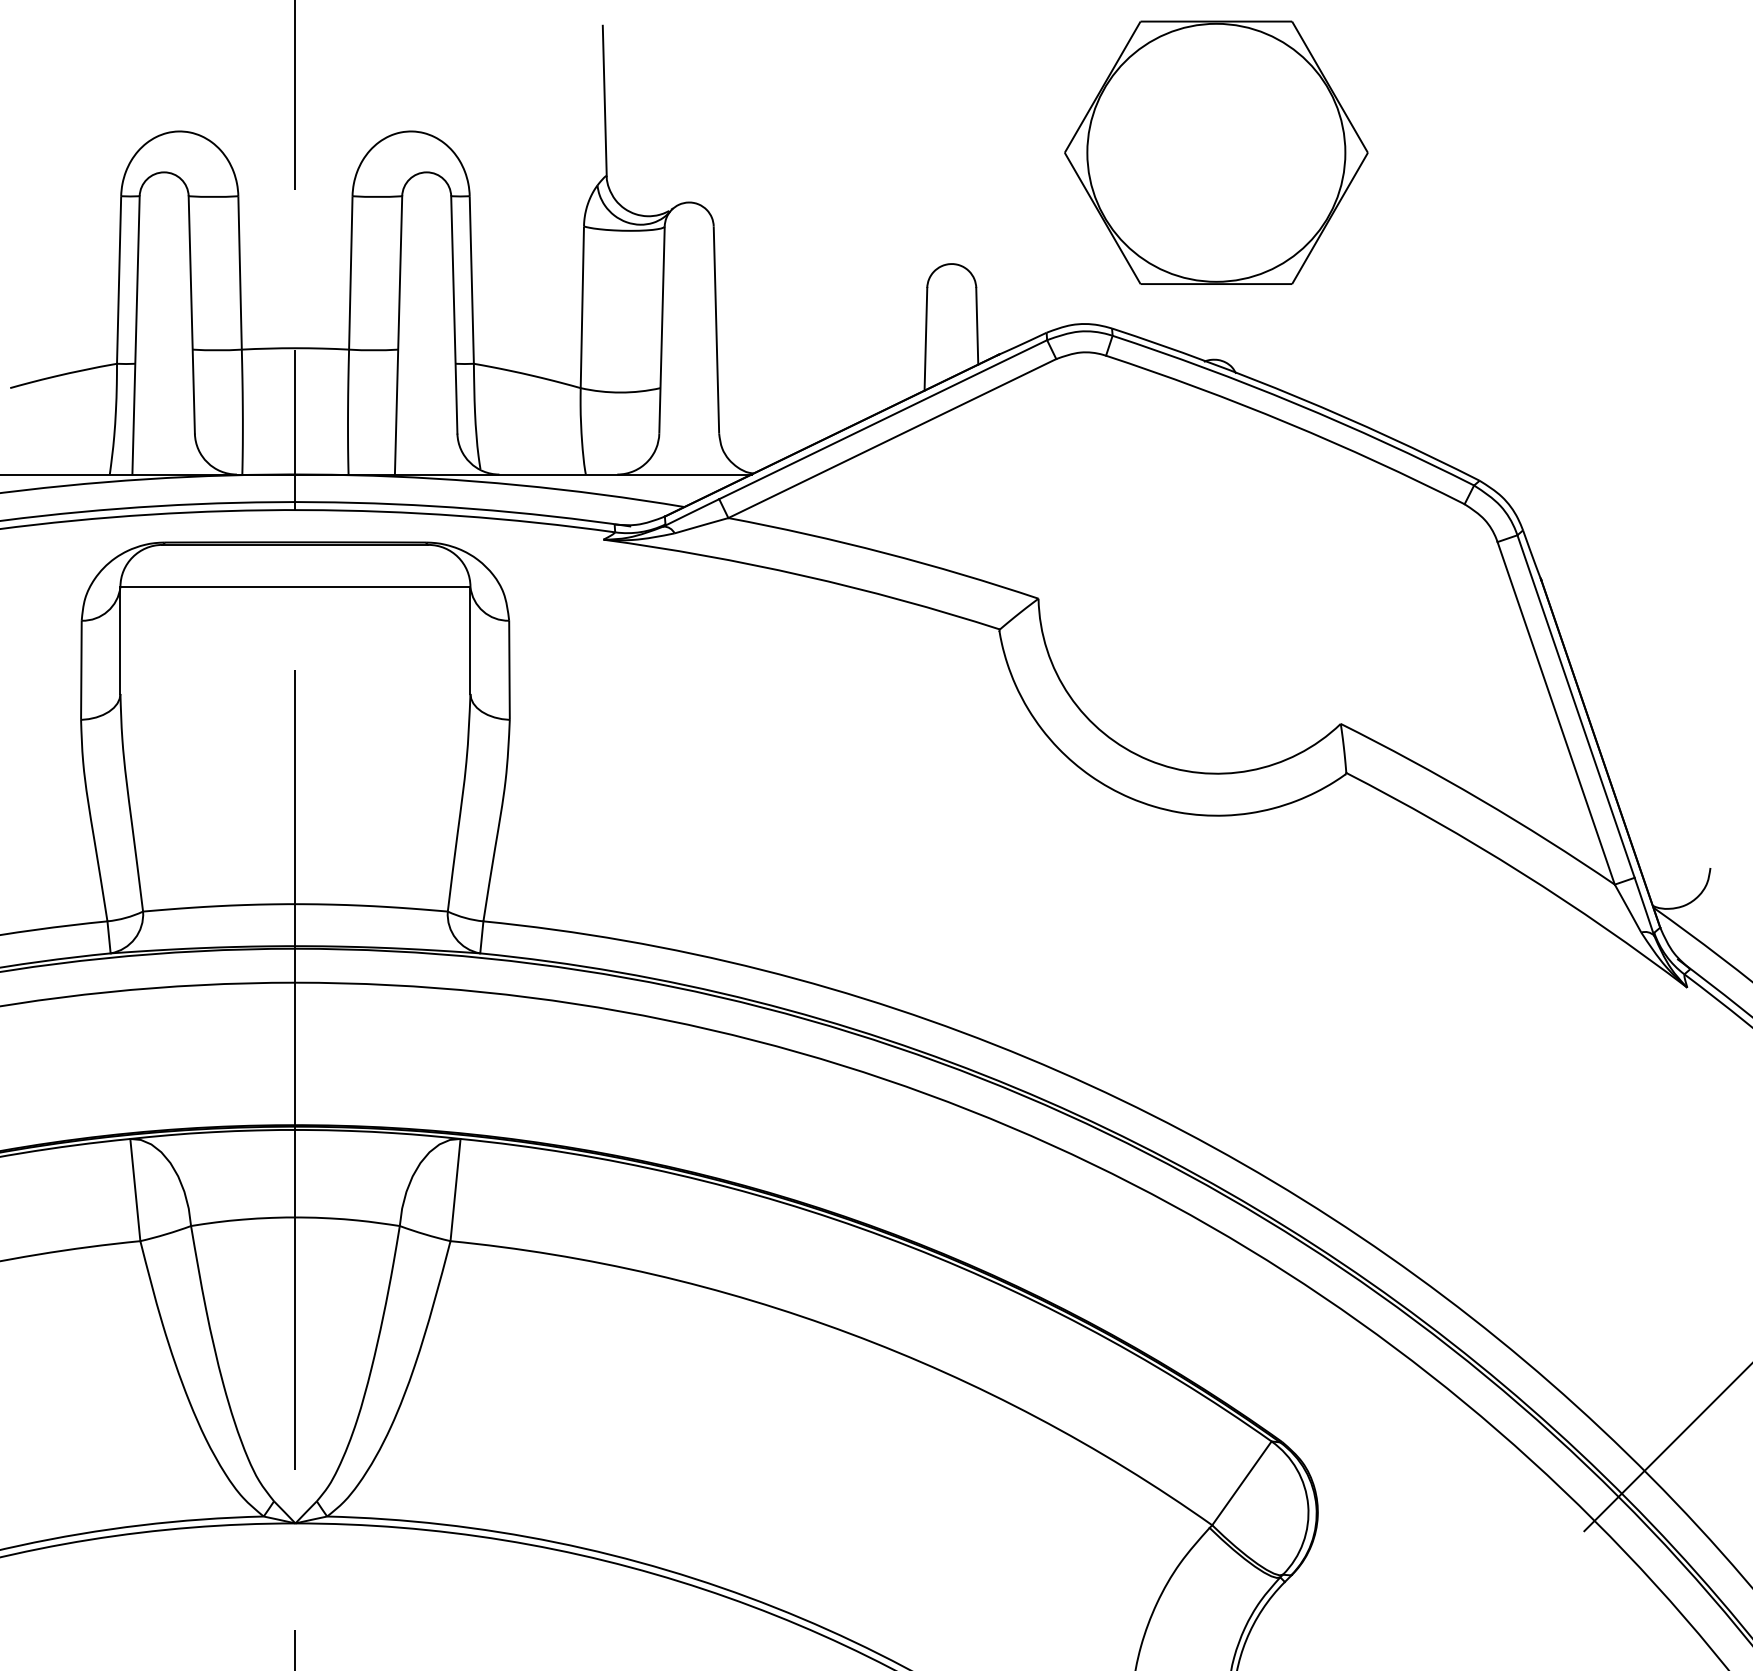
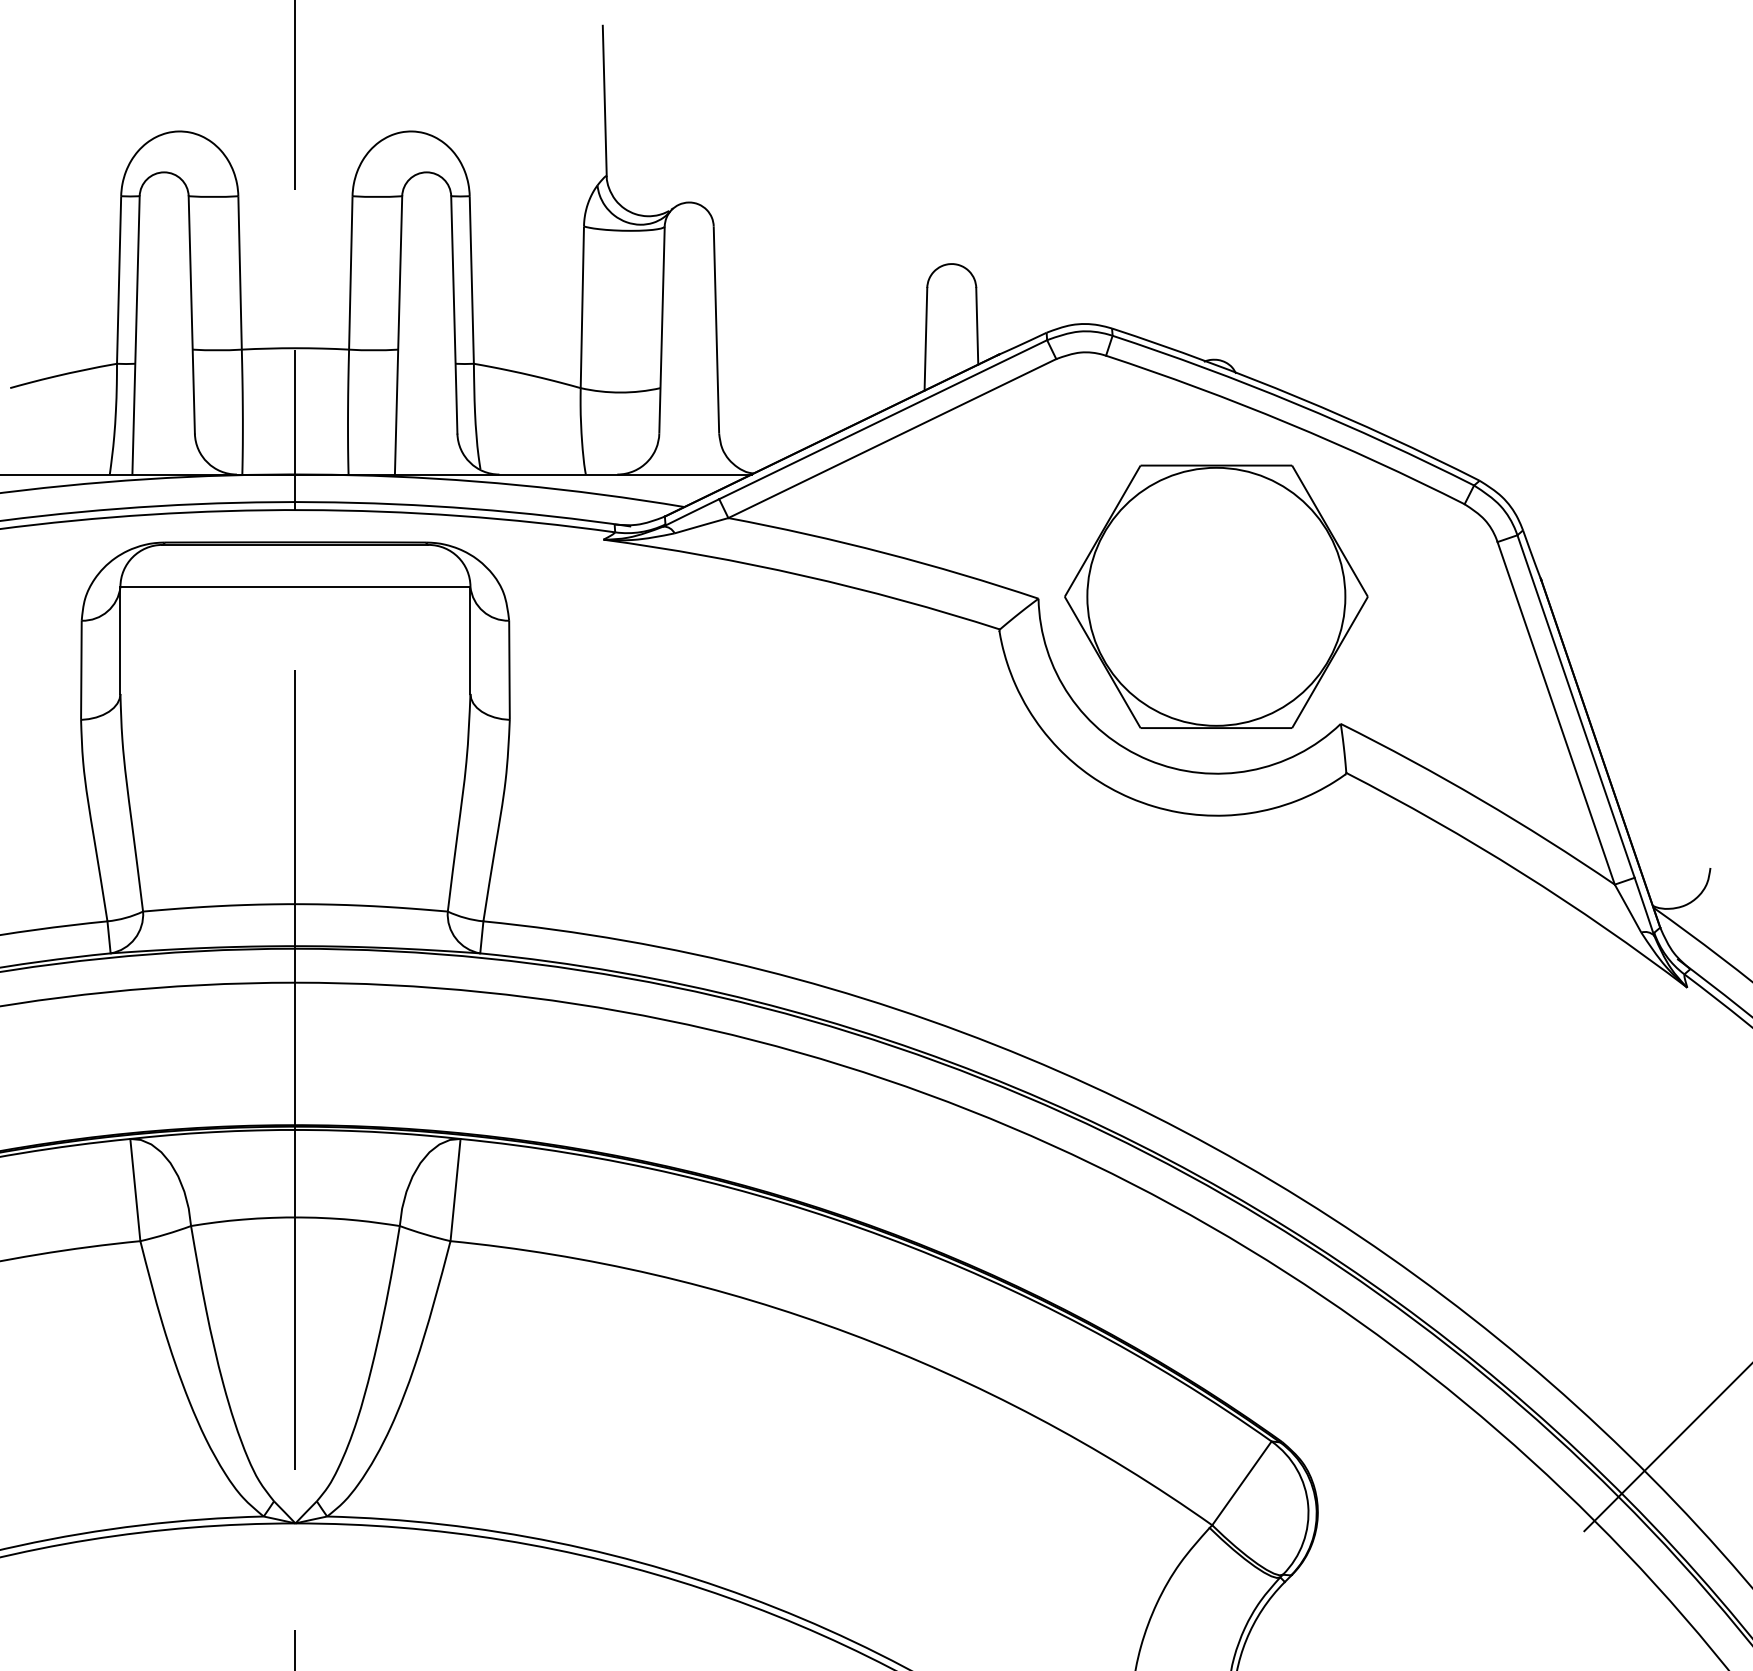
part position: (1216, 152) -> (1216, 596) (1216, 596)
